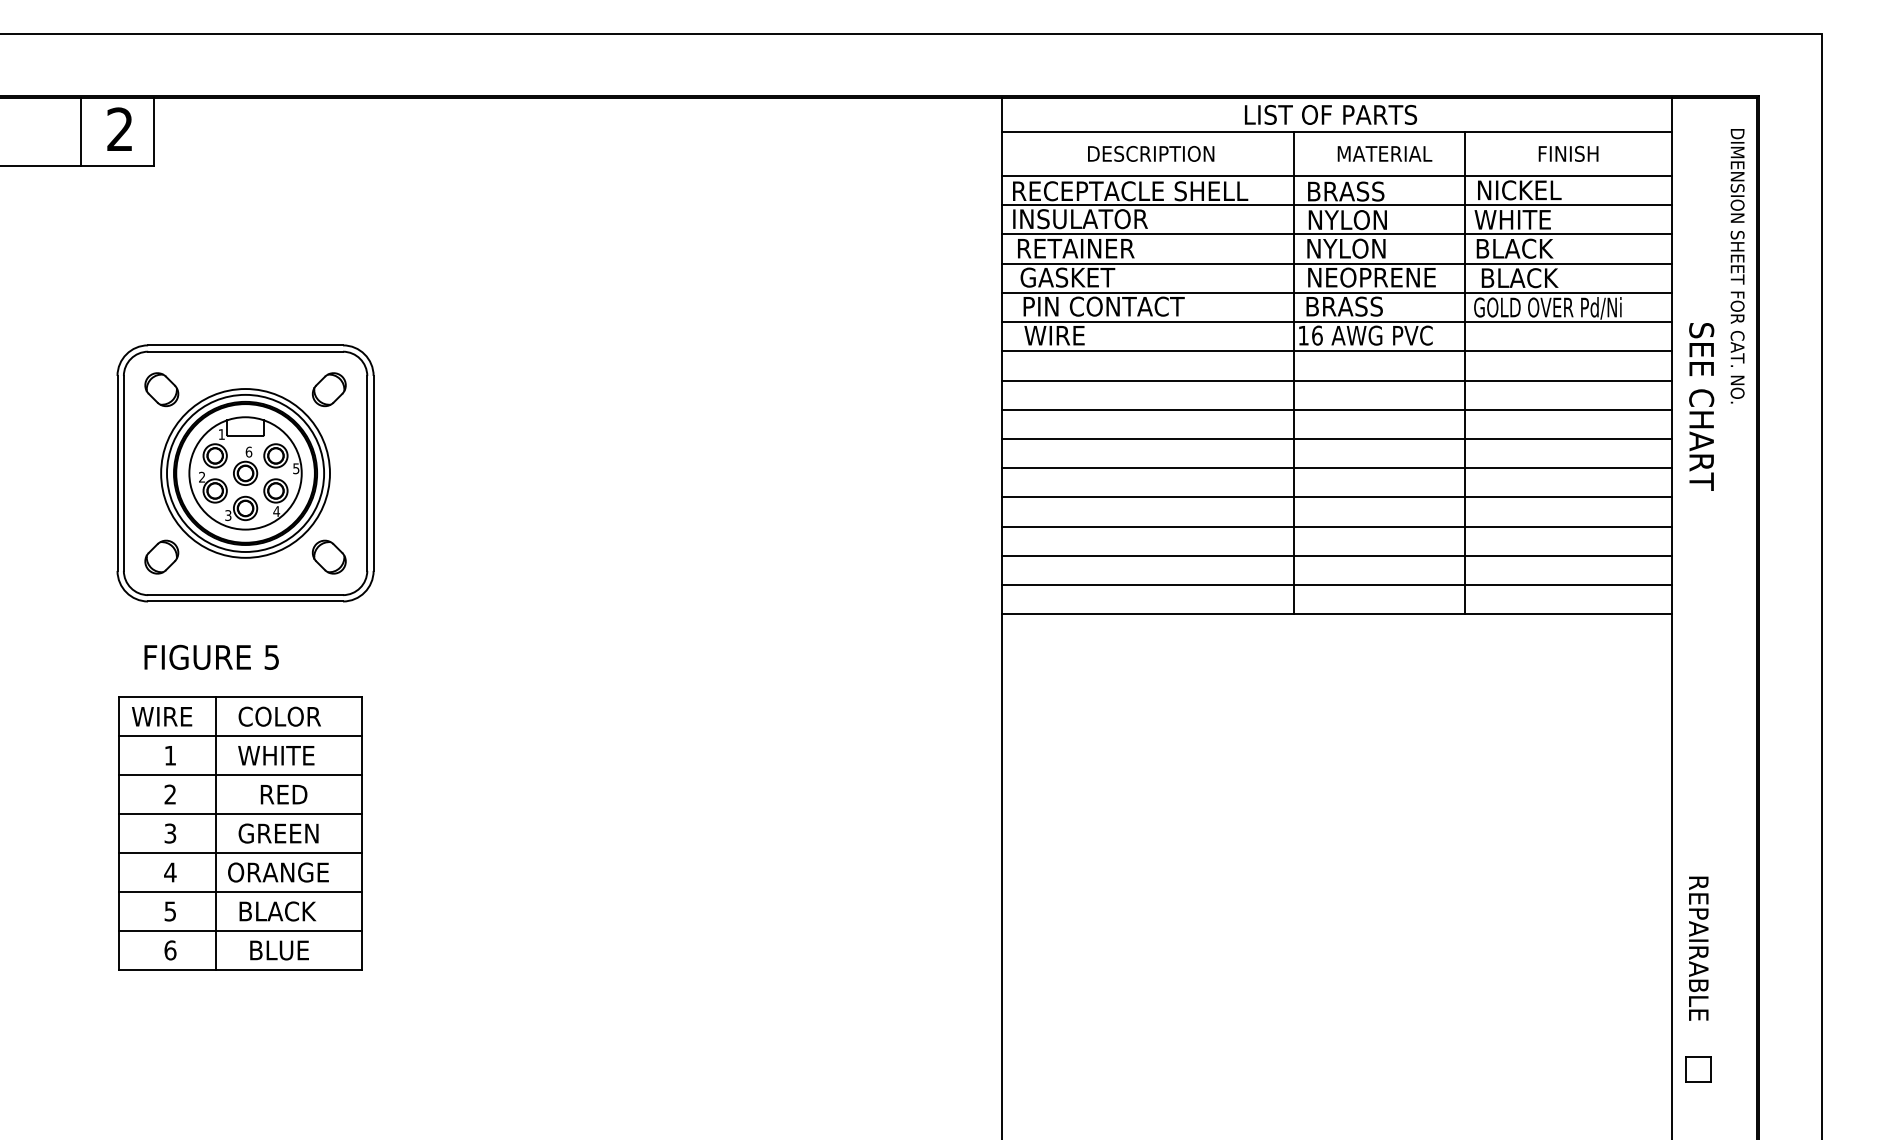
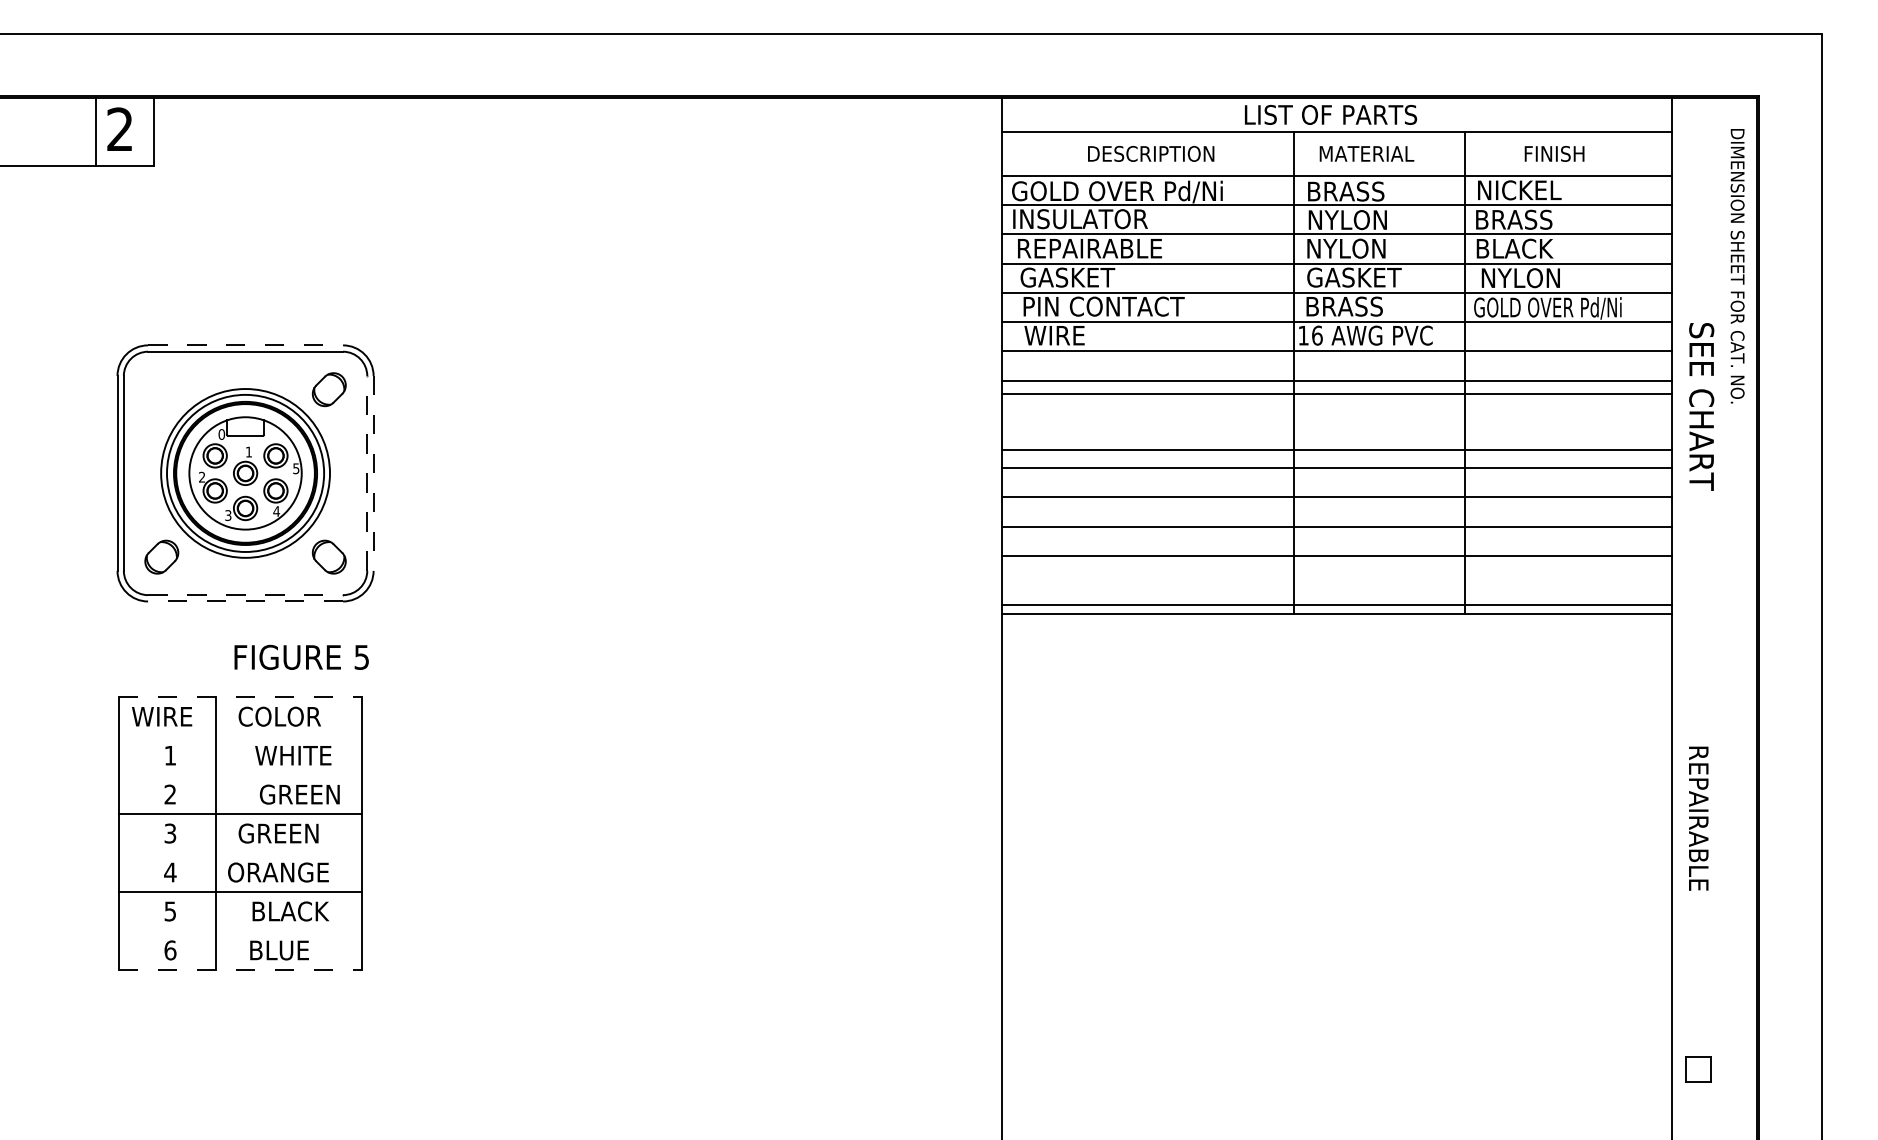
line position: (81, 132) -> (96, 132) (96, 132)
text position: (1384, 153) -> (1366, 153) (1366, 153)
text position: (1568, 153) -> (1554, 153) (1554, 153)
text: RECEPTACLE SHELL -> GOLD OVER Pd/Ni (1130, 191)
text: WHITE -> BRASS (1513, 219)
text: RETAINER -> REPAIRABLE (1104, 248)
text: NEOPRENE -> GASKET (1371, 277)
text: BLACK -> NYLON (1521, 278)
line: solid -> dashed (246, 345)
part: present -> none (161, 389)
line position: (1336, 409) -> (1336, 393) (1336, 393)
text: 1 -> 0 (221, 434)
line position: (1336, 438) -> (1336, 449) (1336, 449)
text: 6 -> 1 (248, 451)
line: solid -> dashed (367, 472)
line: solid -> dashed (373, 473)
line position: (1336, 585) -> (1336, 605) (1336, 605)
line: solid -> dashed (246, 595)
line: solid -> dashed (245, 601)
text position: (211, 656) -> (301, 656) (301, 656)
line: solid -> dashed (240, 697)
line: present -> none (240, 736)
text position: (276, 755) -> (293, 755) (293, 755)
line: present -> none (240, 775)
text: RED -> GREEN (299, 794)
line: present -> none (240, 853)
text position: (277, 911) -> (290, 911) (290, 911)
line: present -> none (240, 931)
text position: (1698, 948) -> (1698, 818) (1698, 818)
line: solid -> dashed (240, 970)
